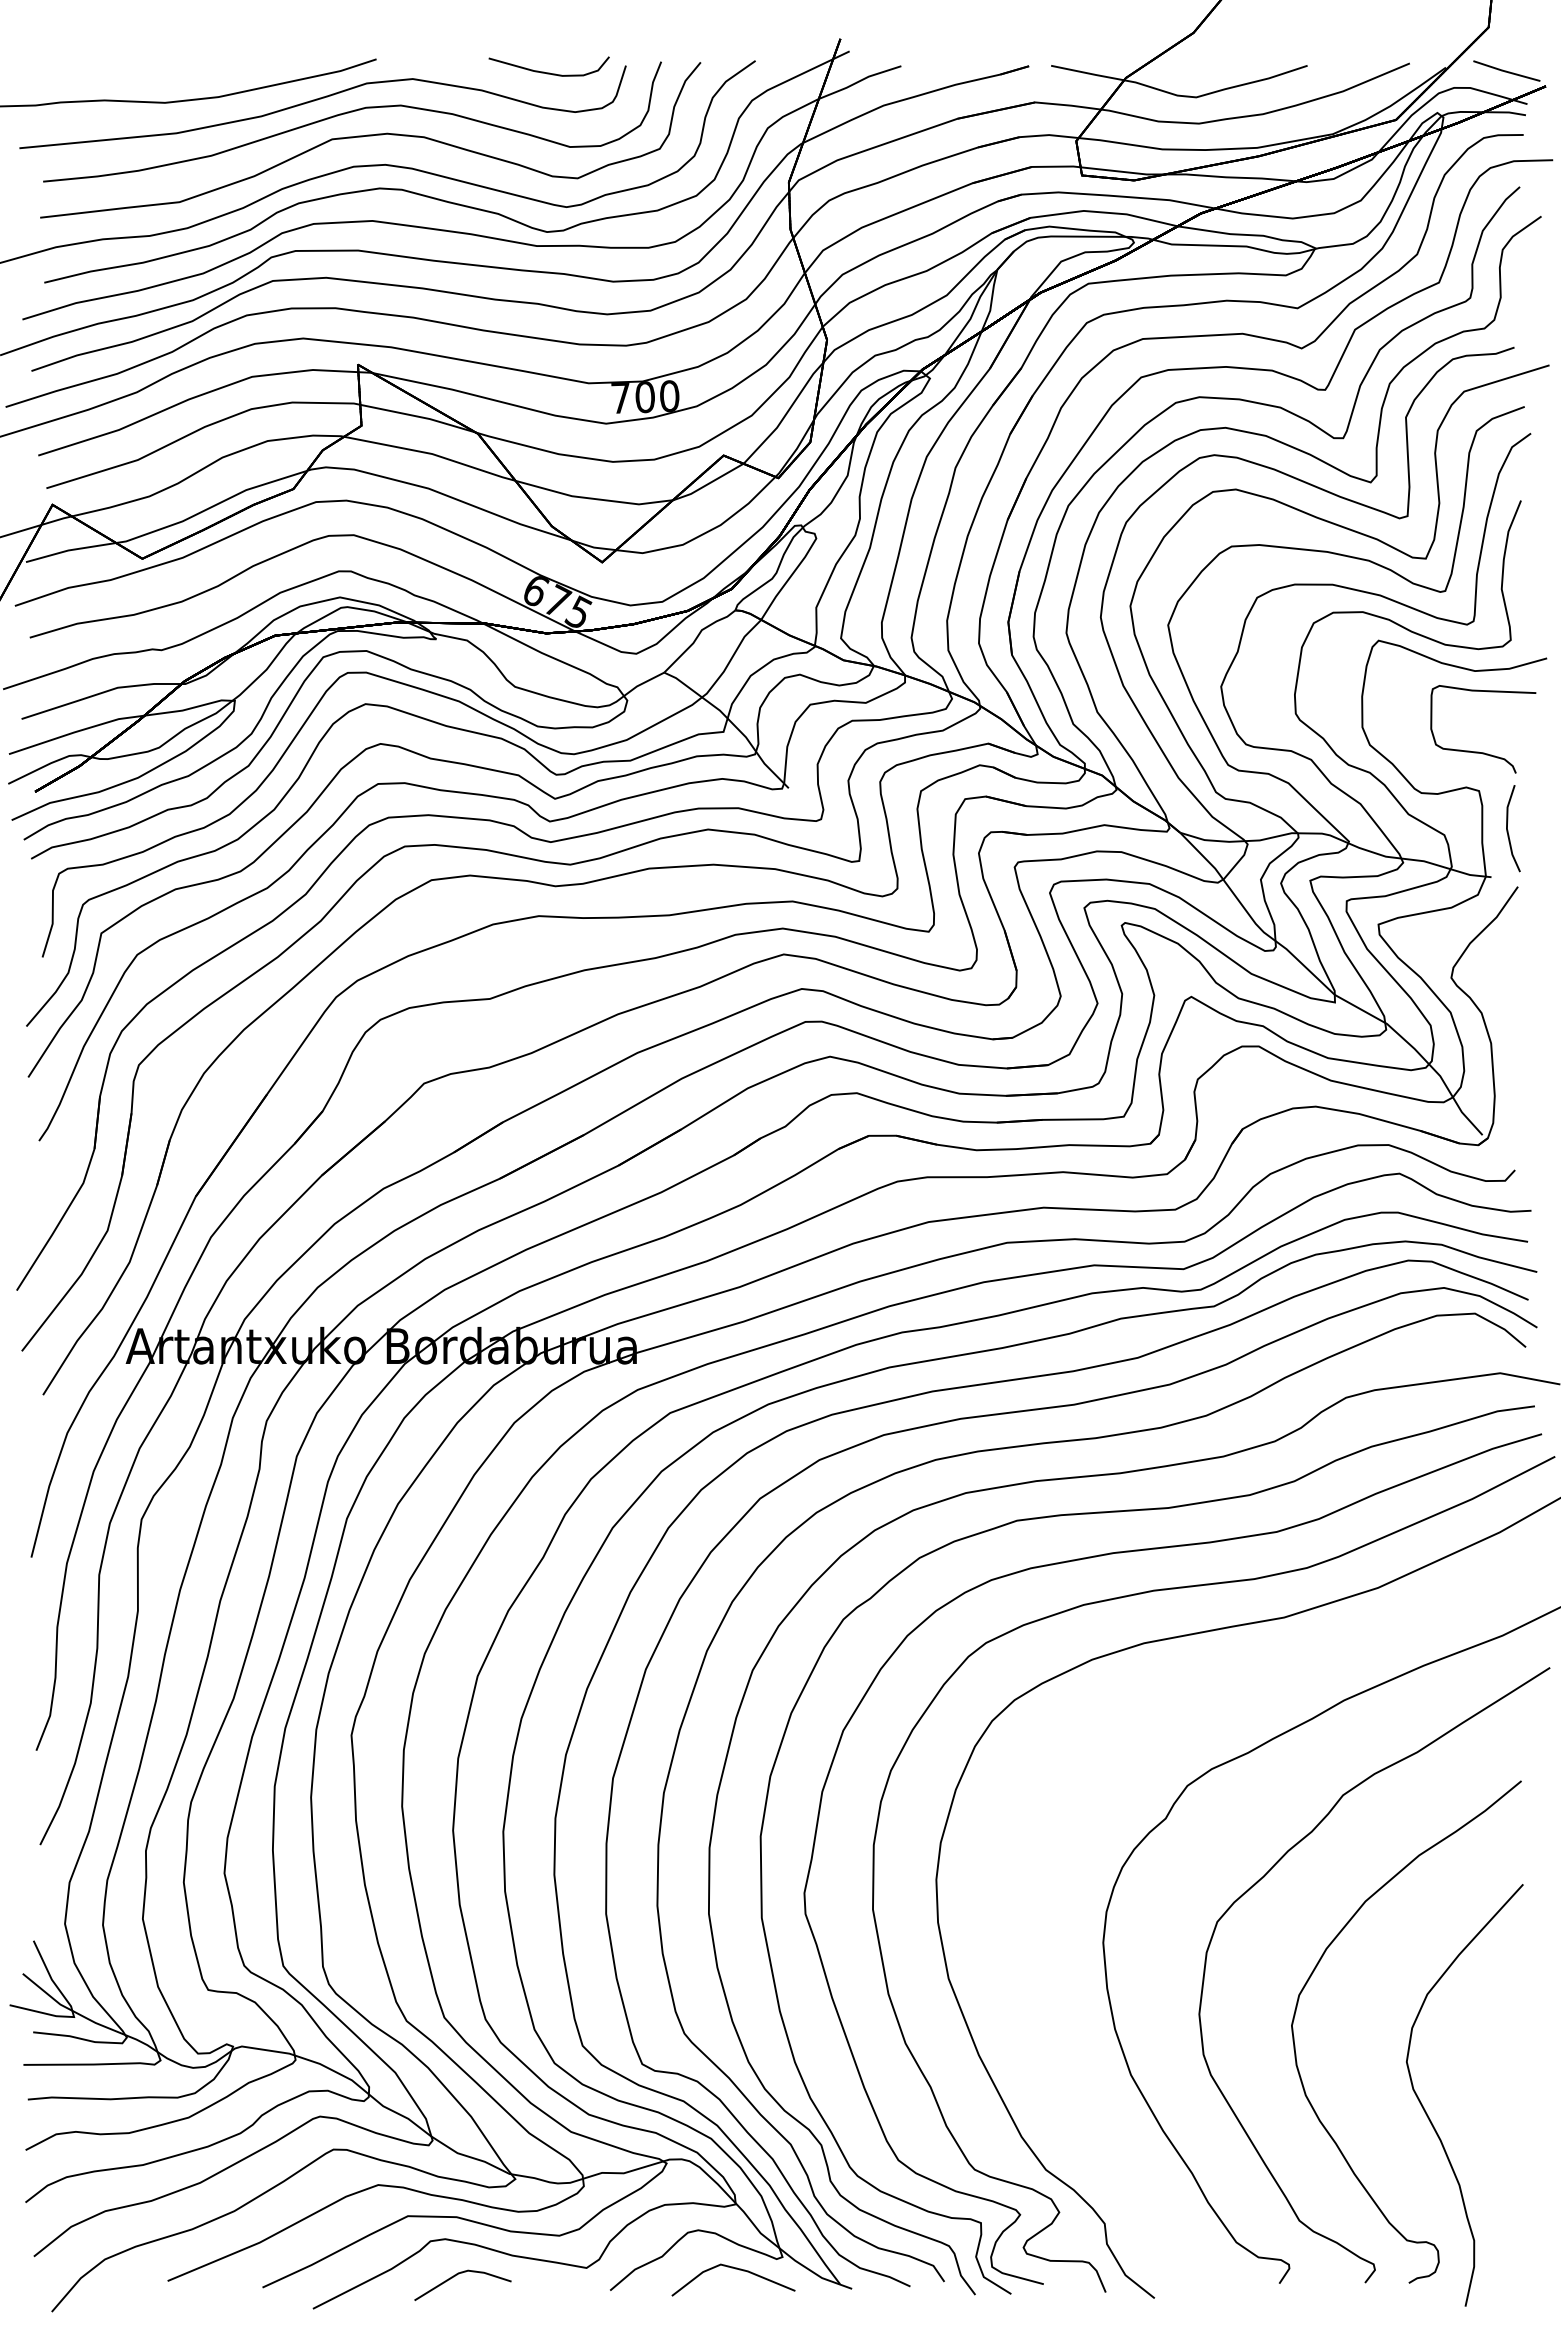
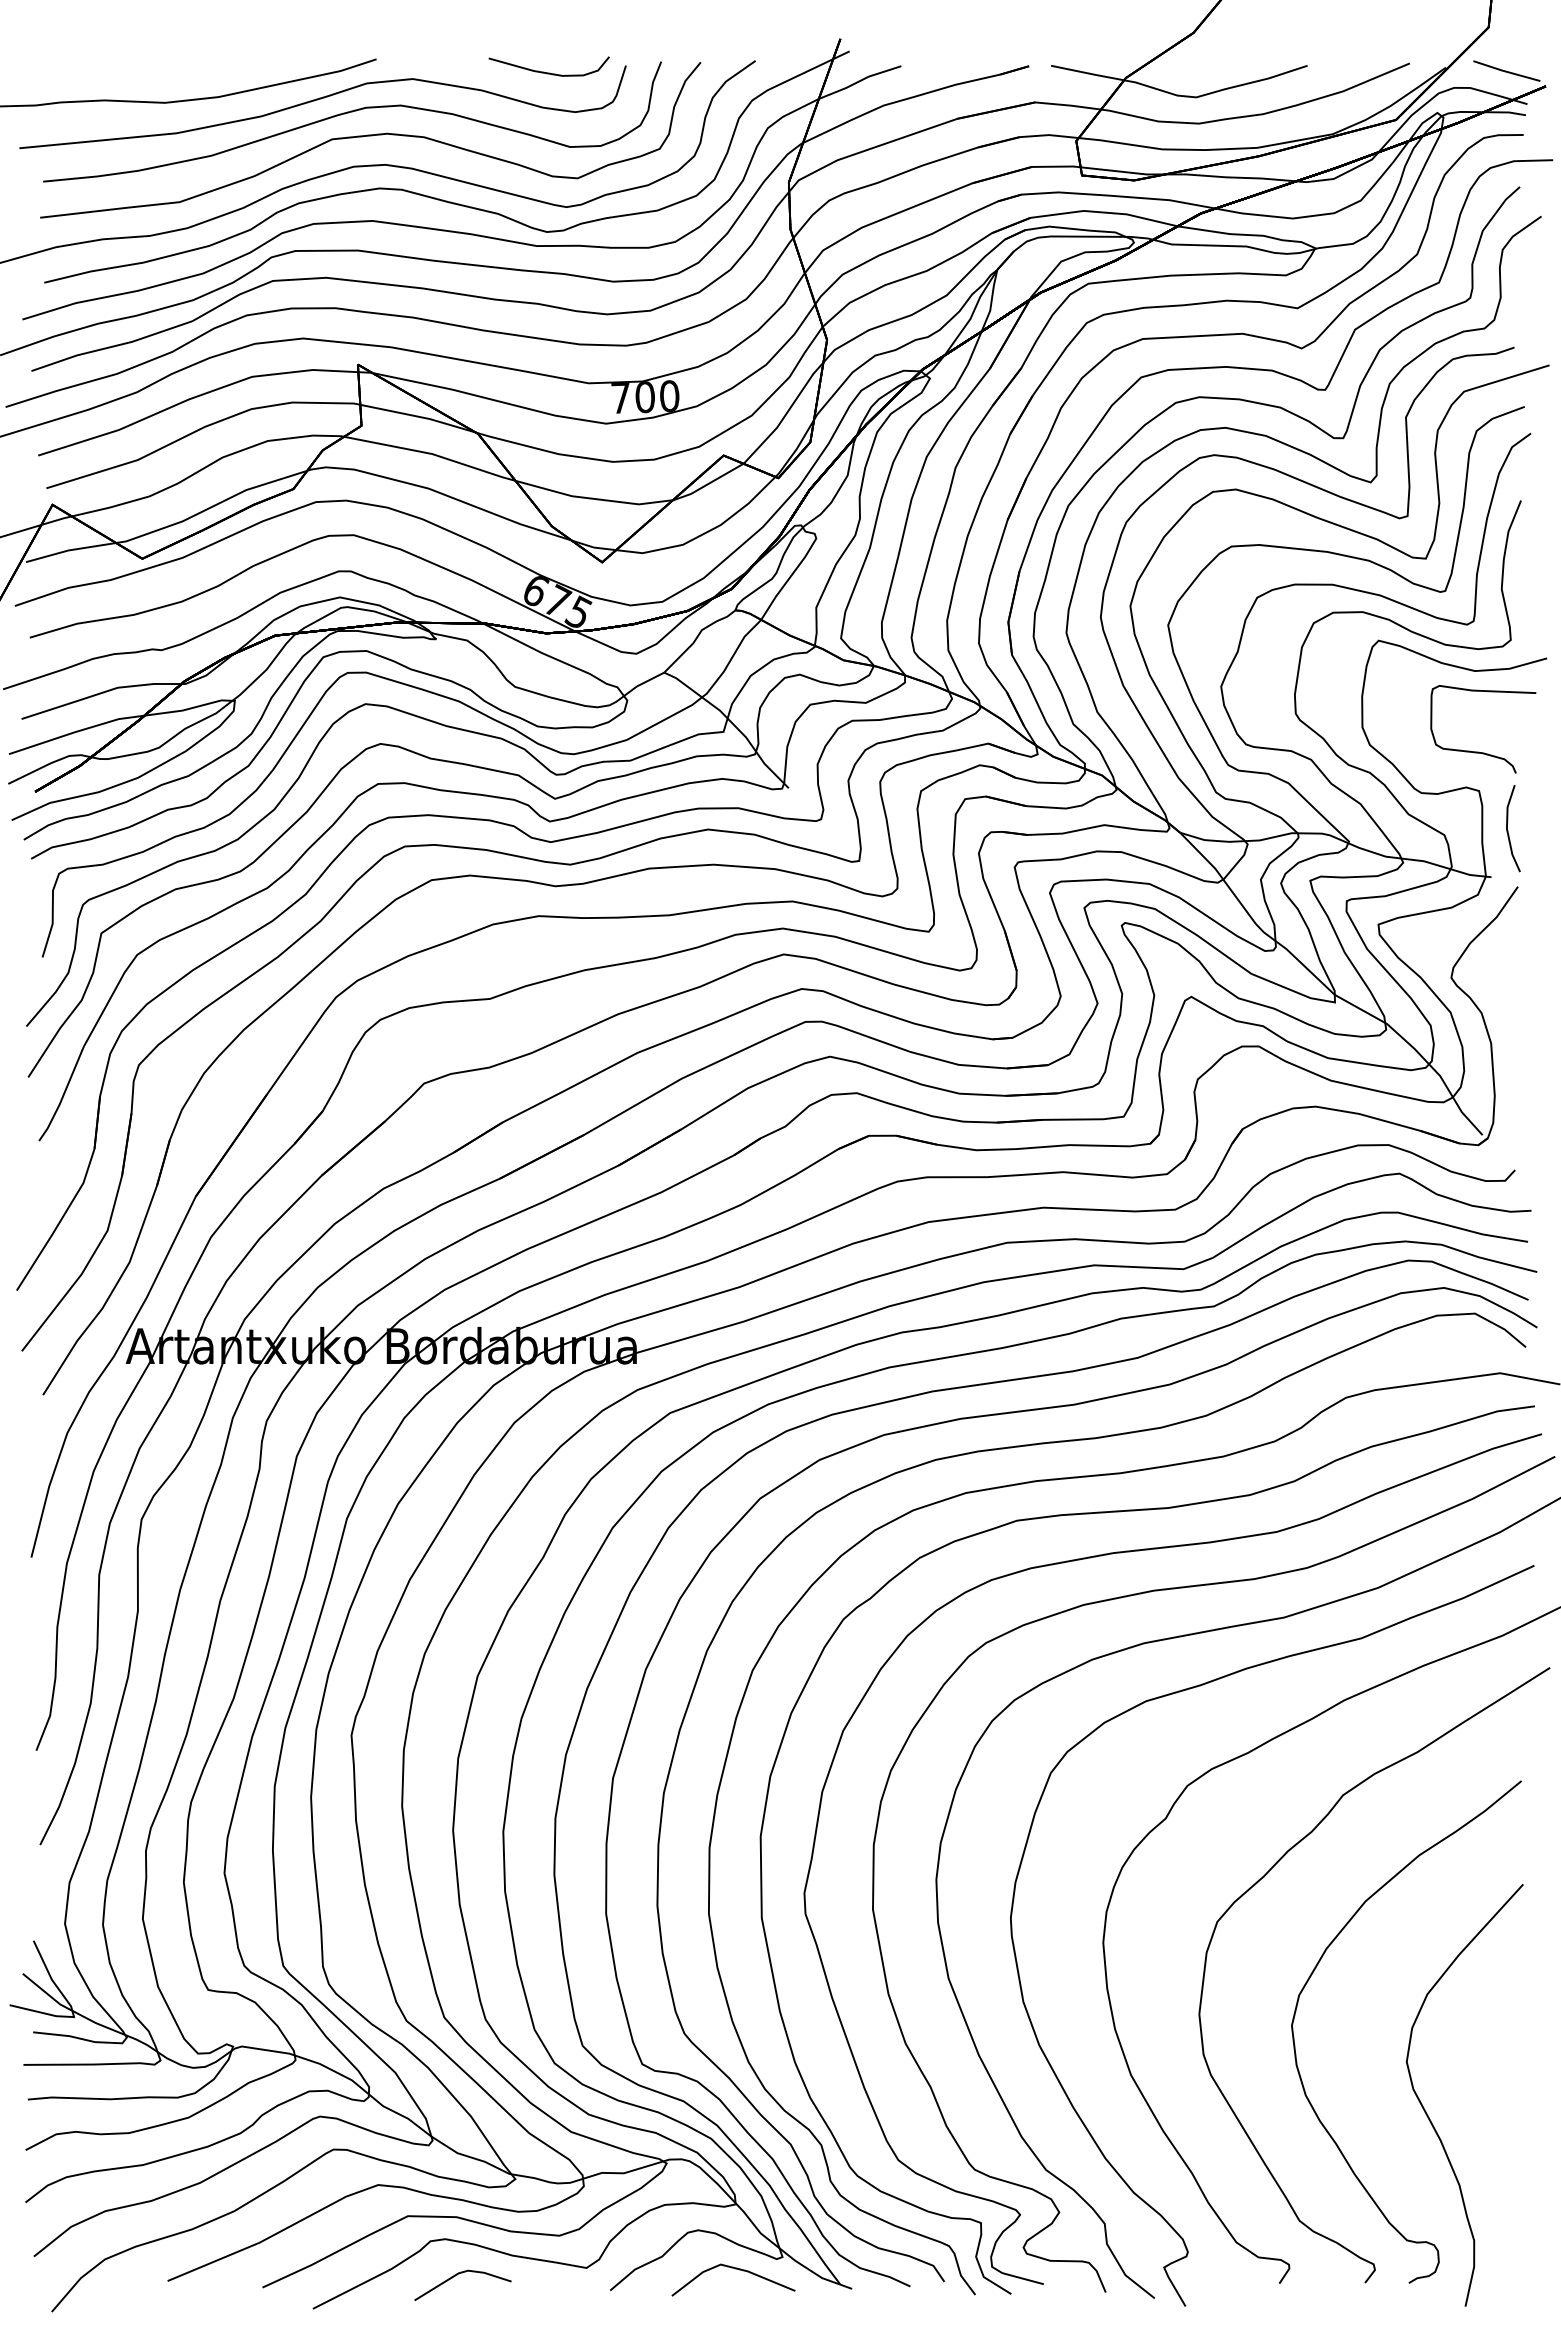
part: none -> present (1030, 2017)
